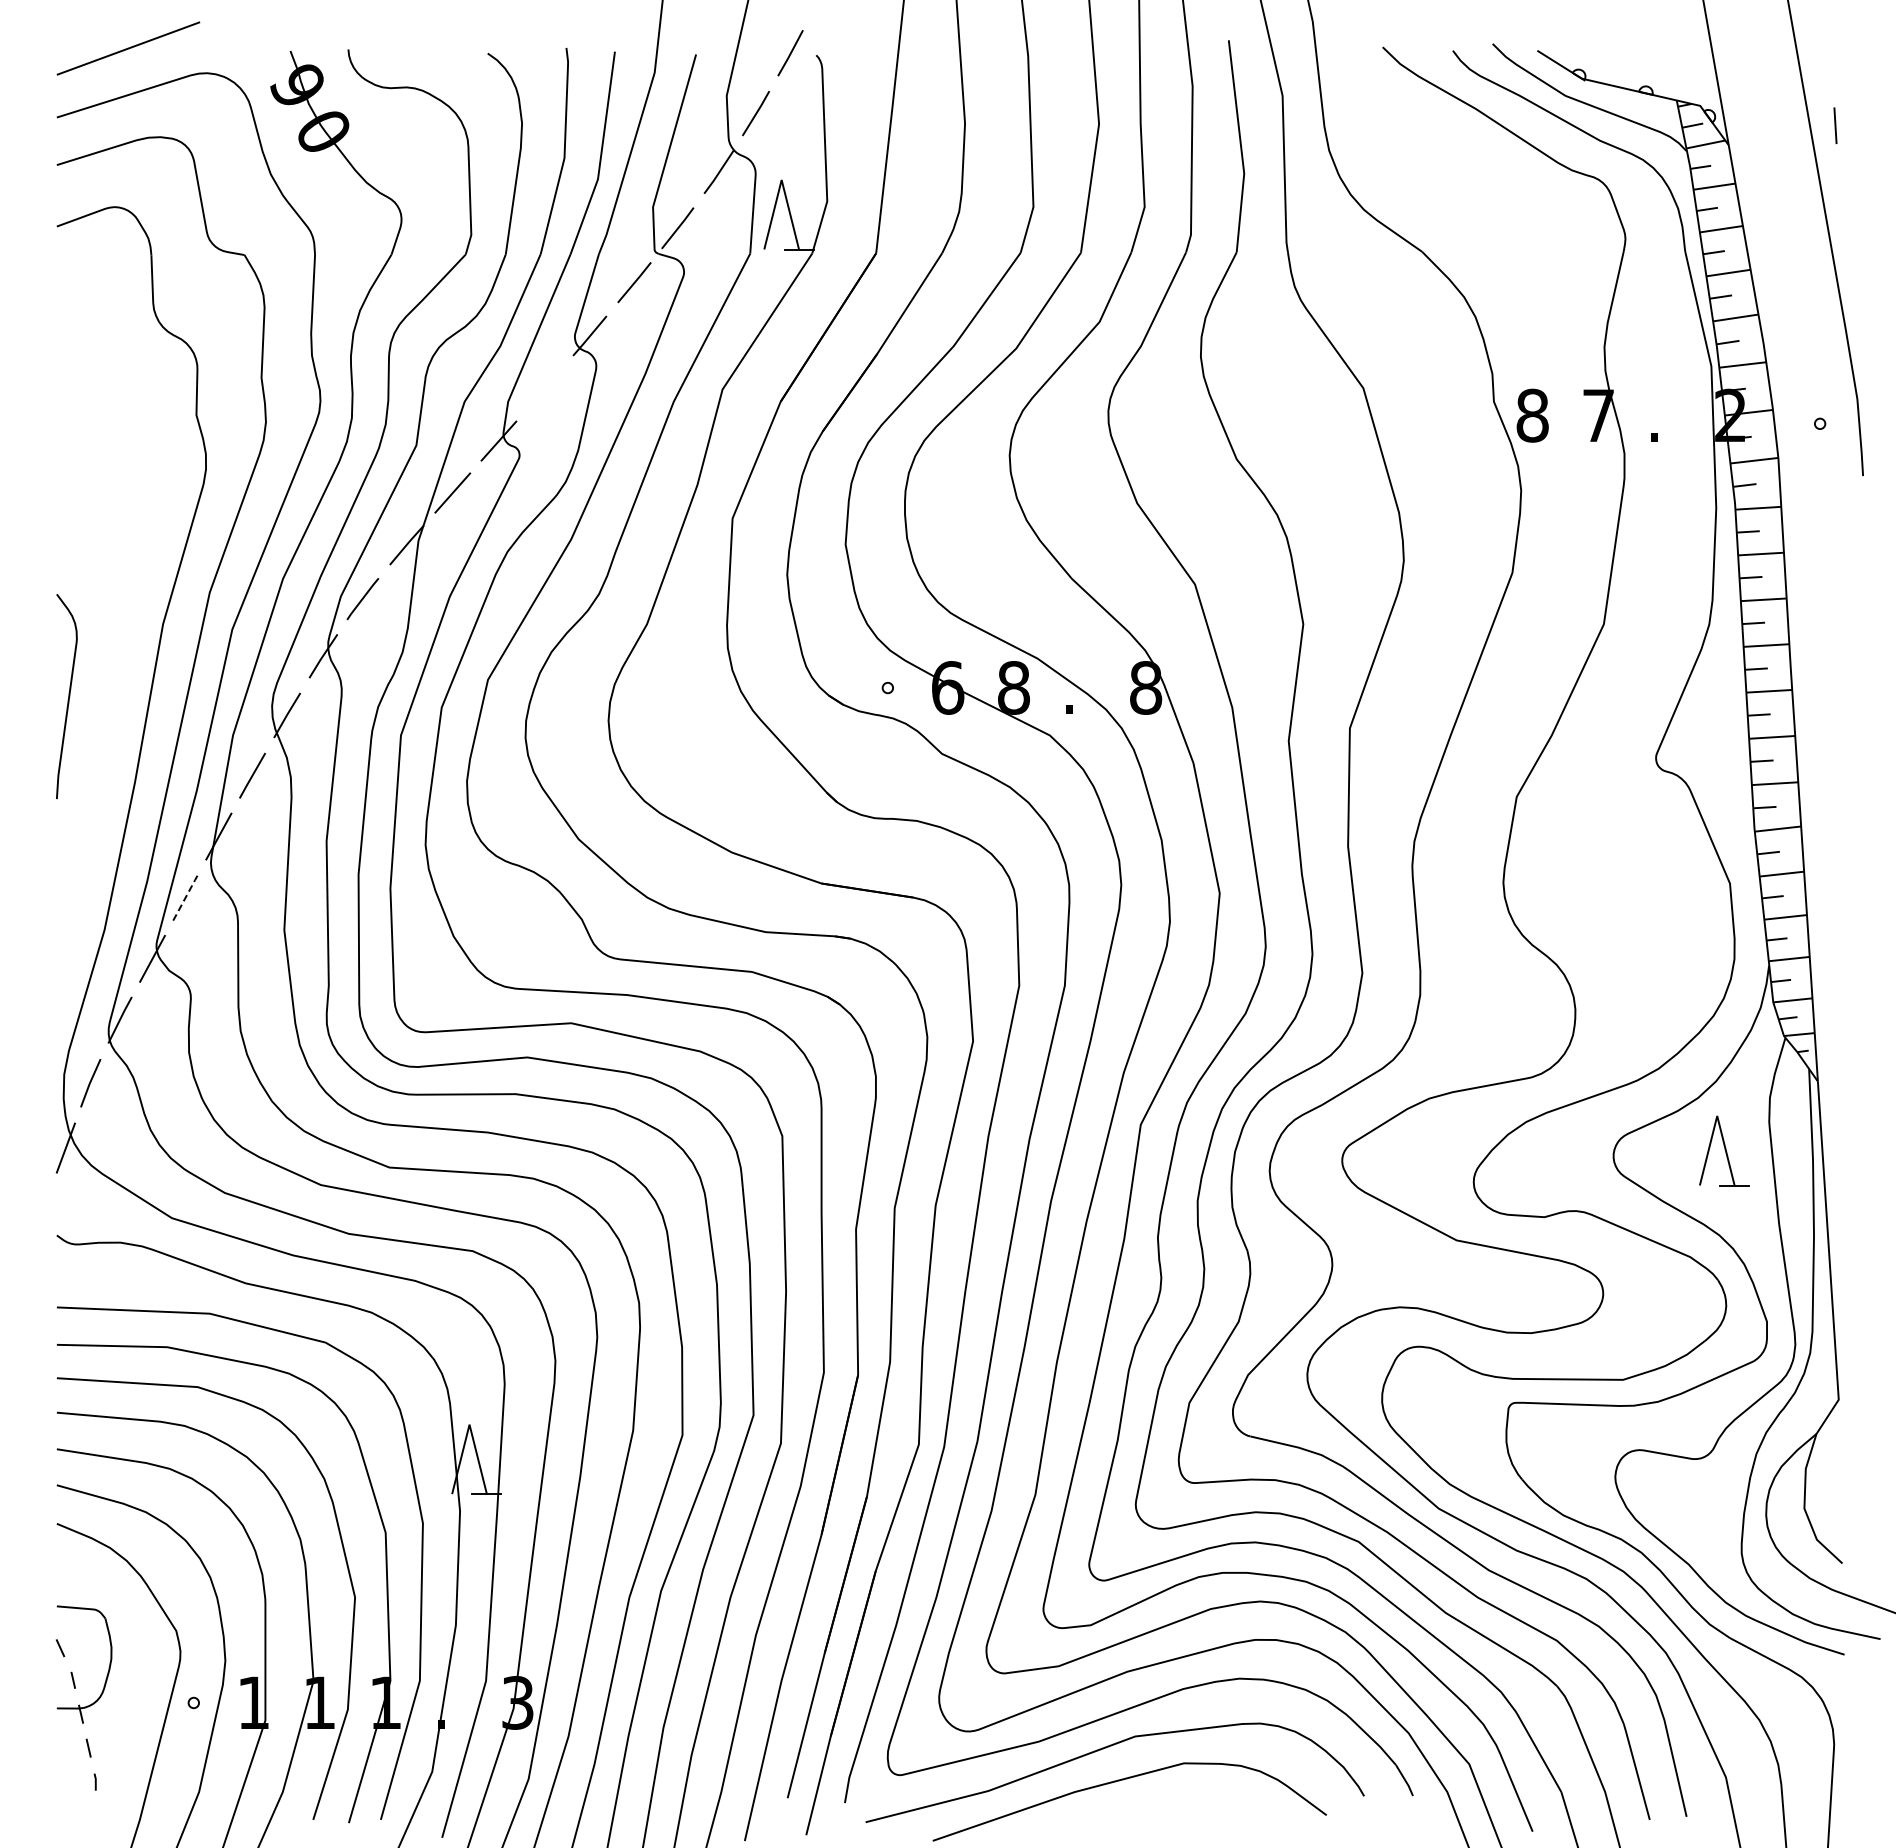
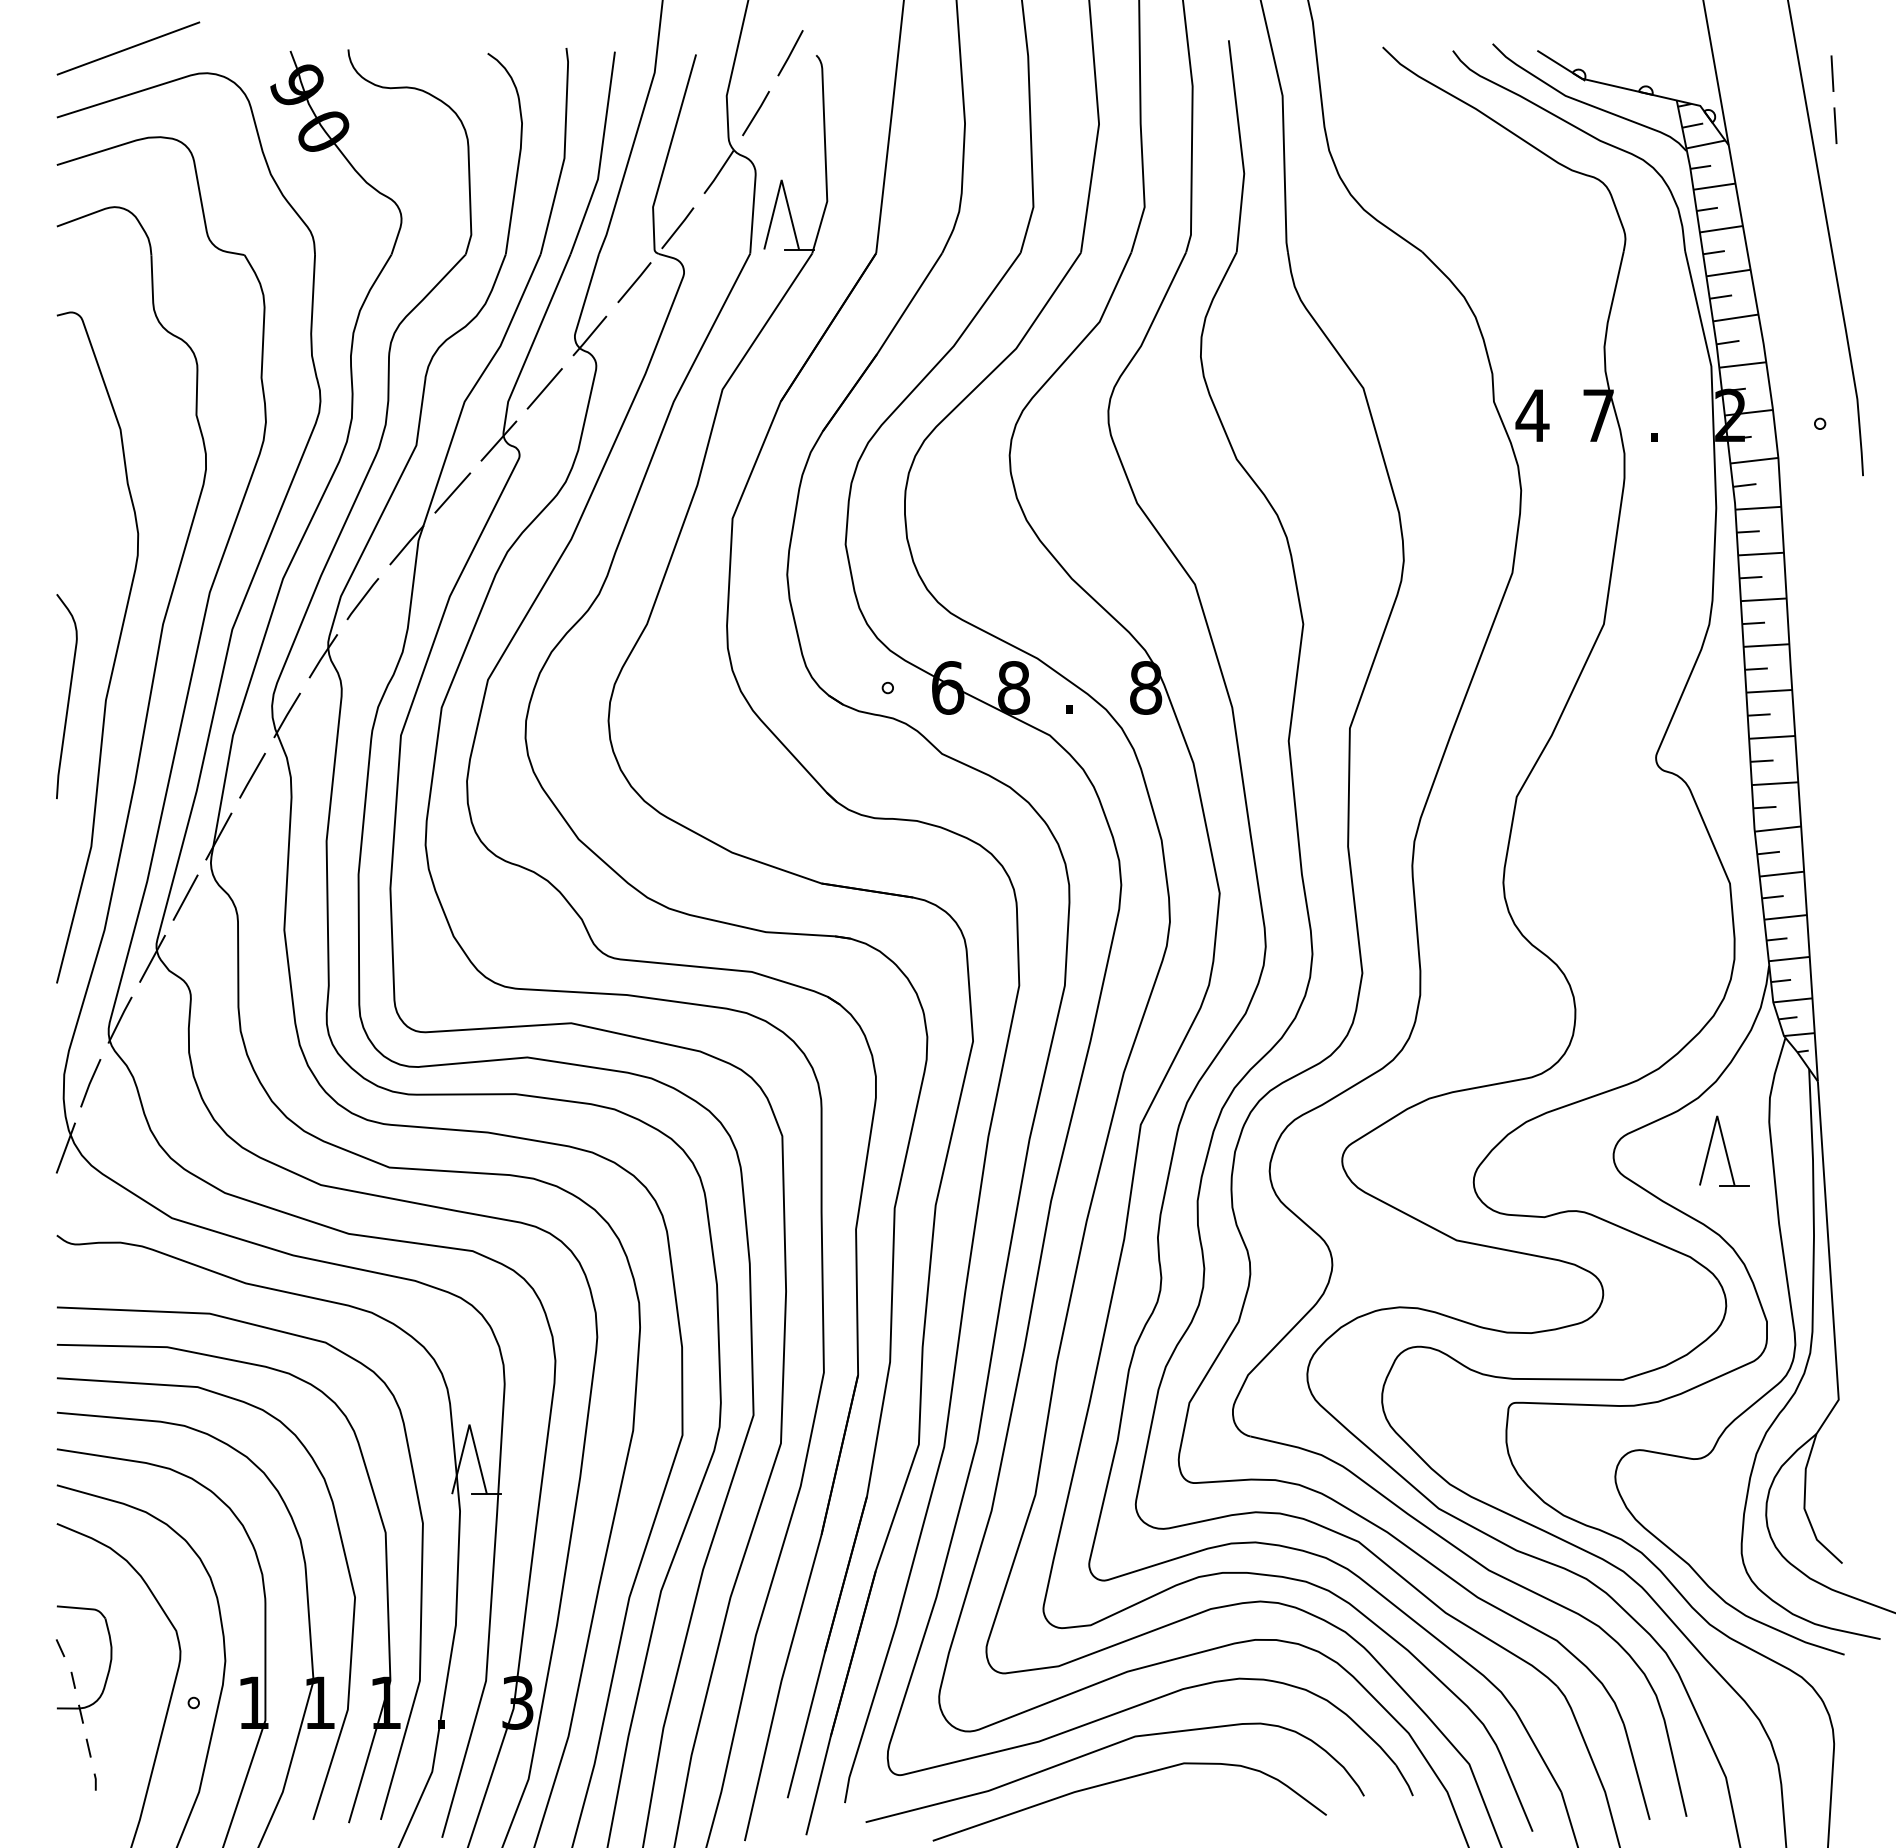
line: none -> present (1832, 73)
line: none -> present (544, 388)
text: 8 -> 4 (1532, 415)
curve: none -> present (115, 652)
line: dashed -> solid (186, 896)
